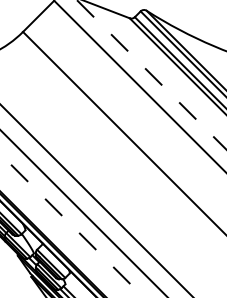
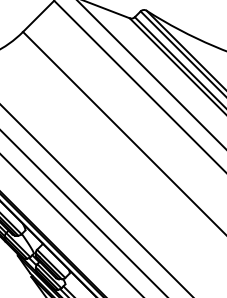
line: dashed -> solid (151, 75)
line: dashed -> solid (71, 225)
